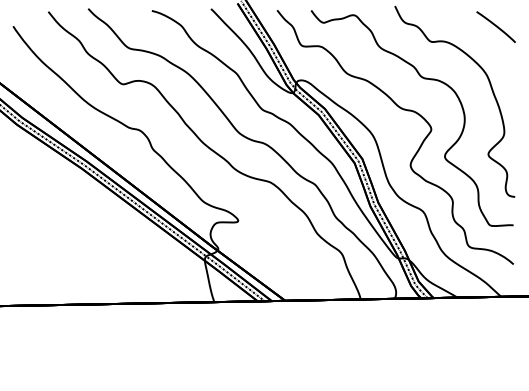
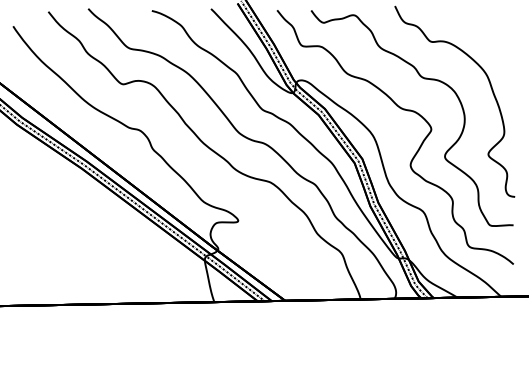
line: present -> none (495, 26)
